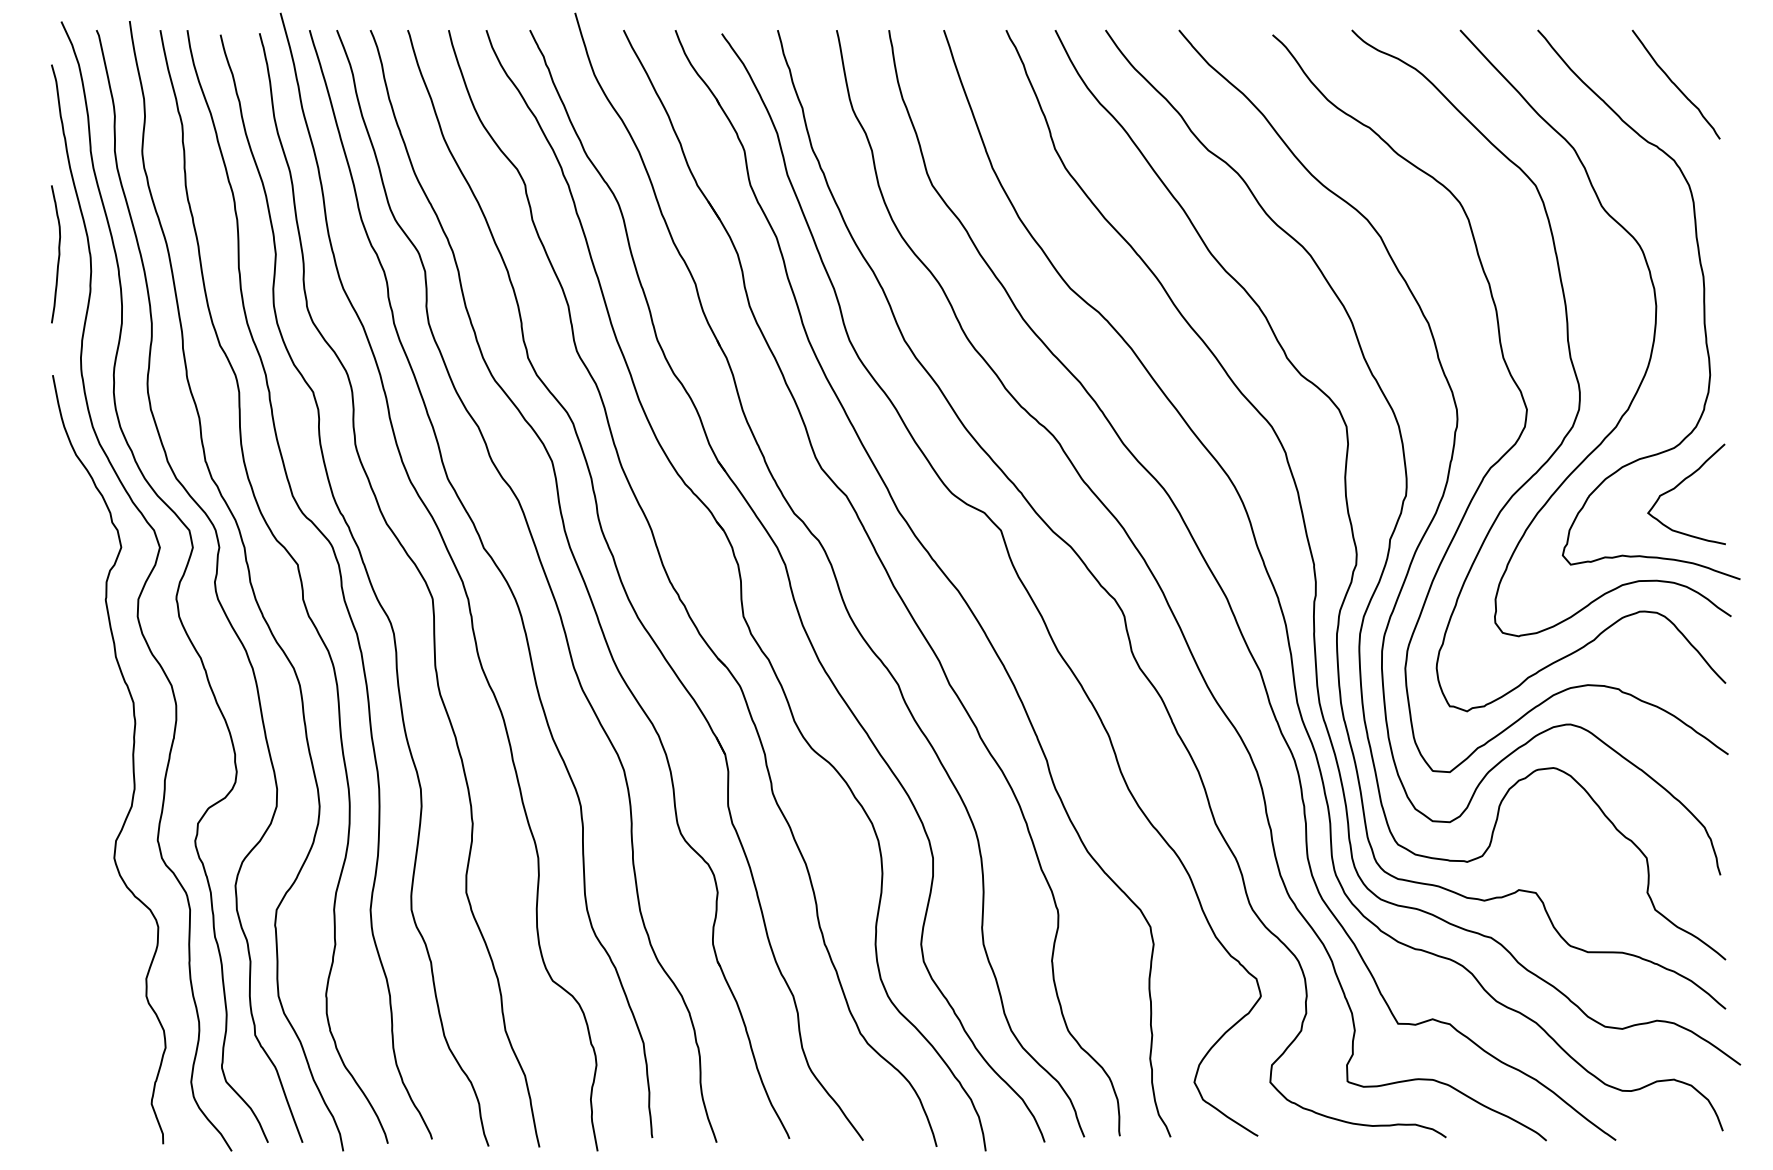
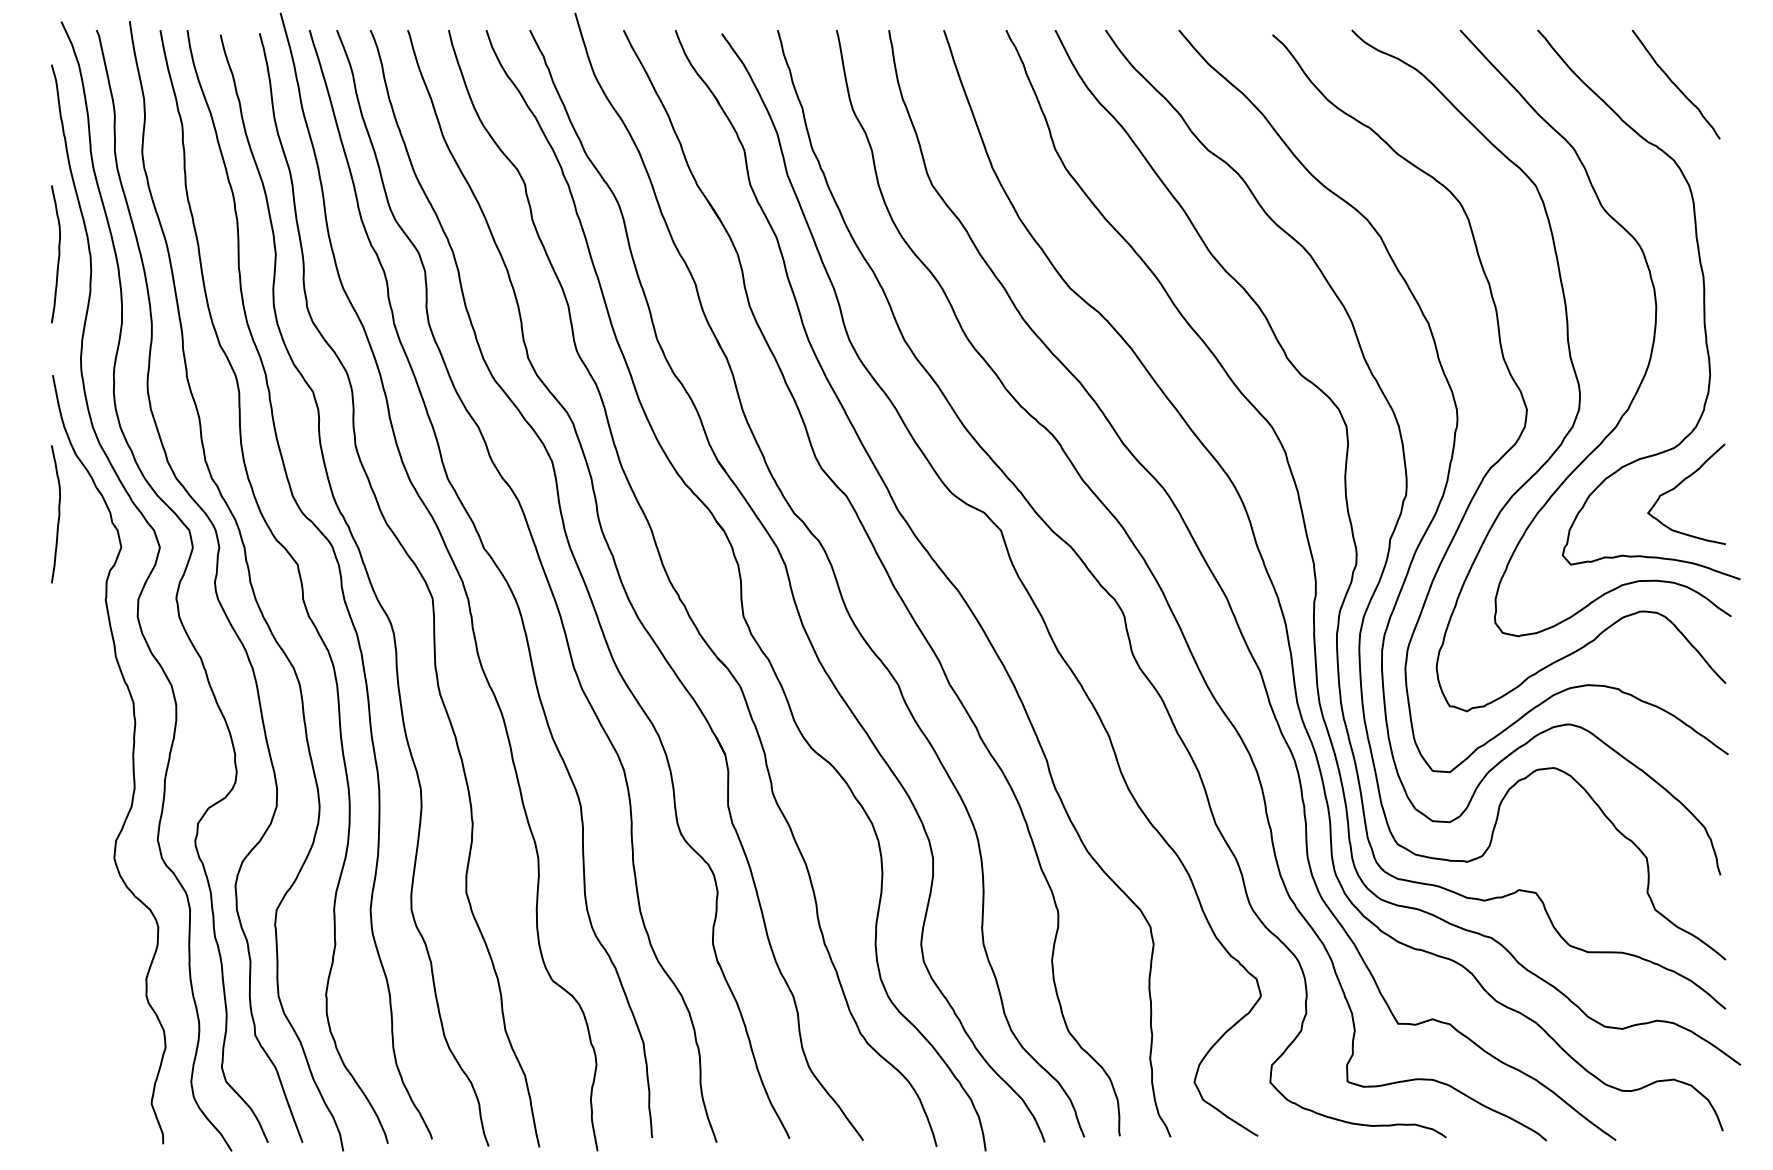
curve: none -> present (58, 514)
